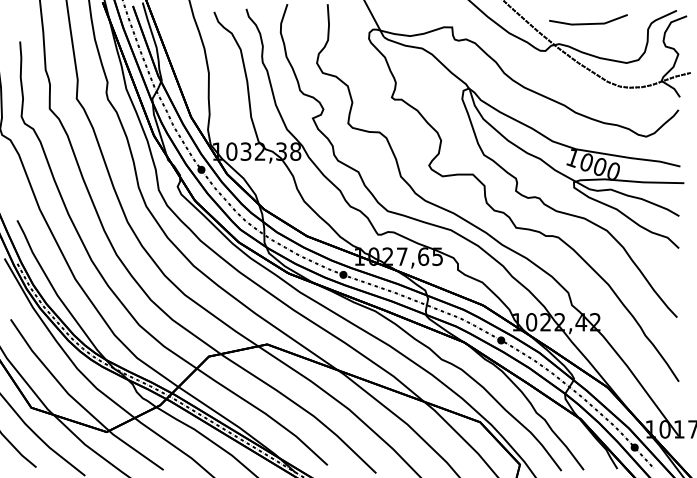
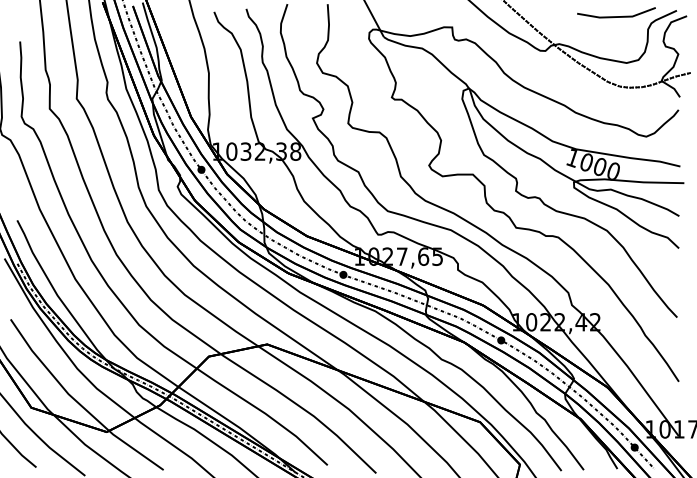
line position: (588, 23) -> (616, 16) (616, 16)
